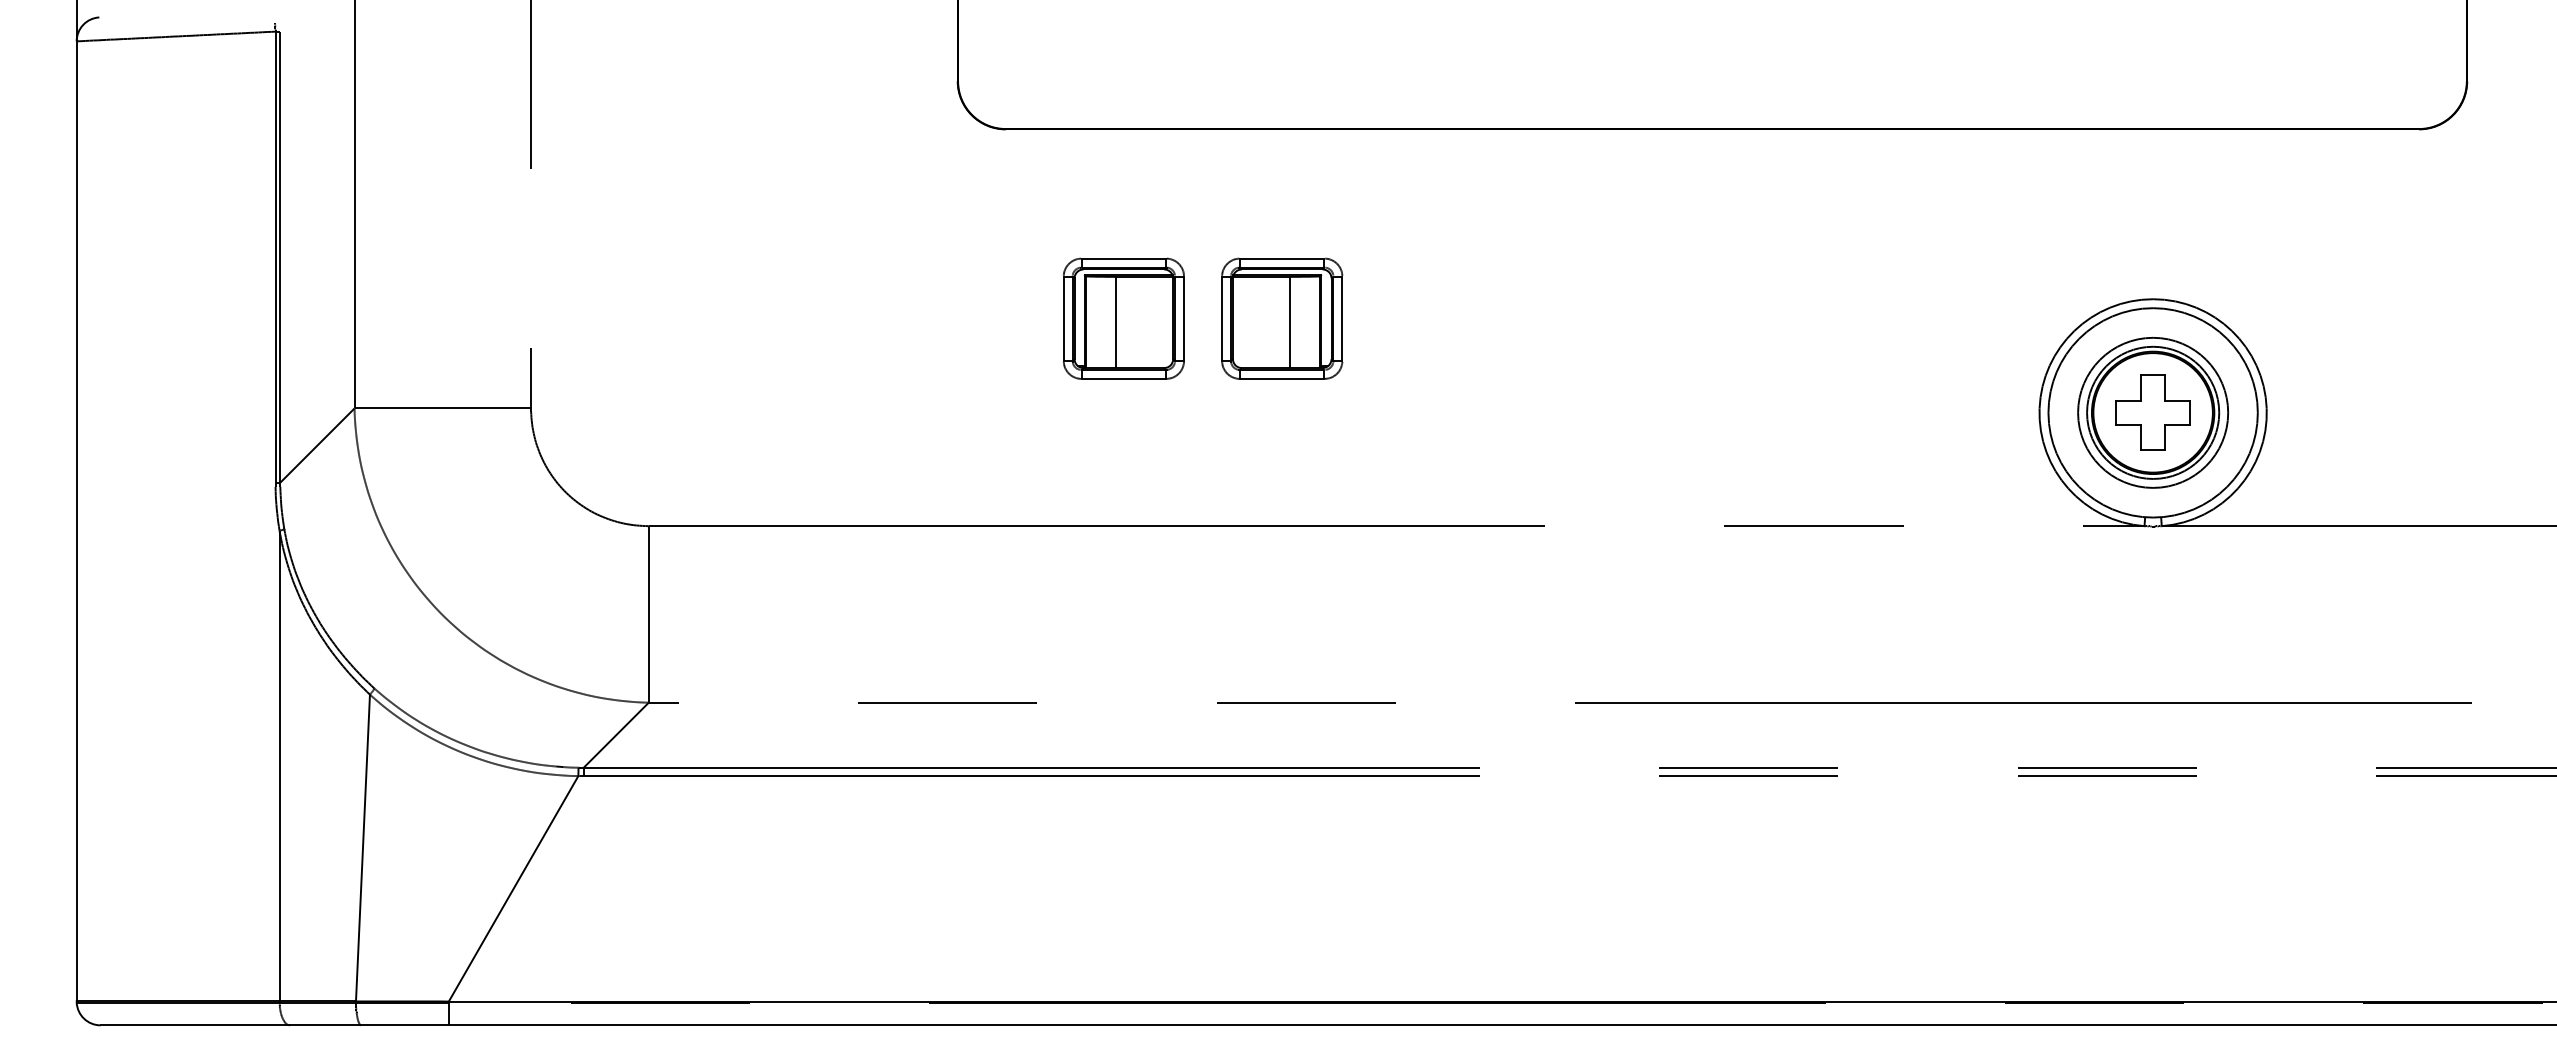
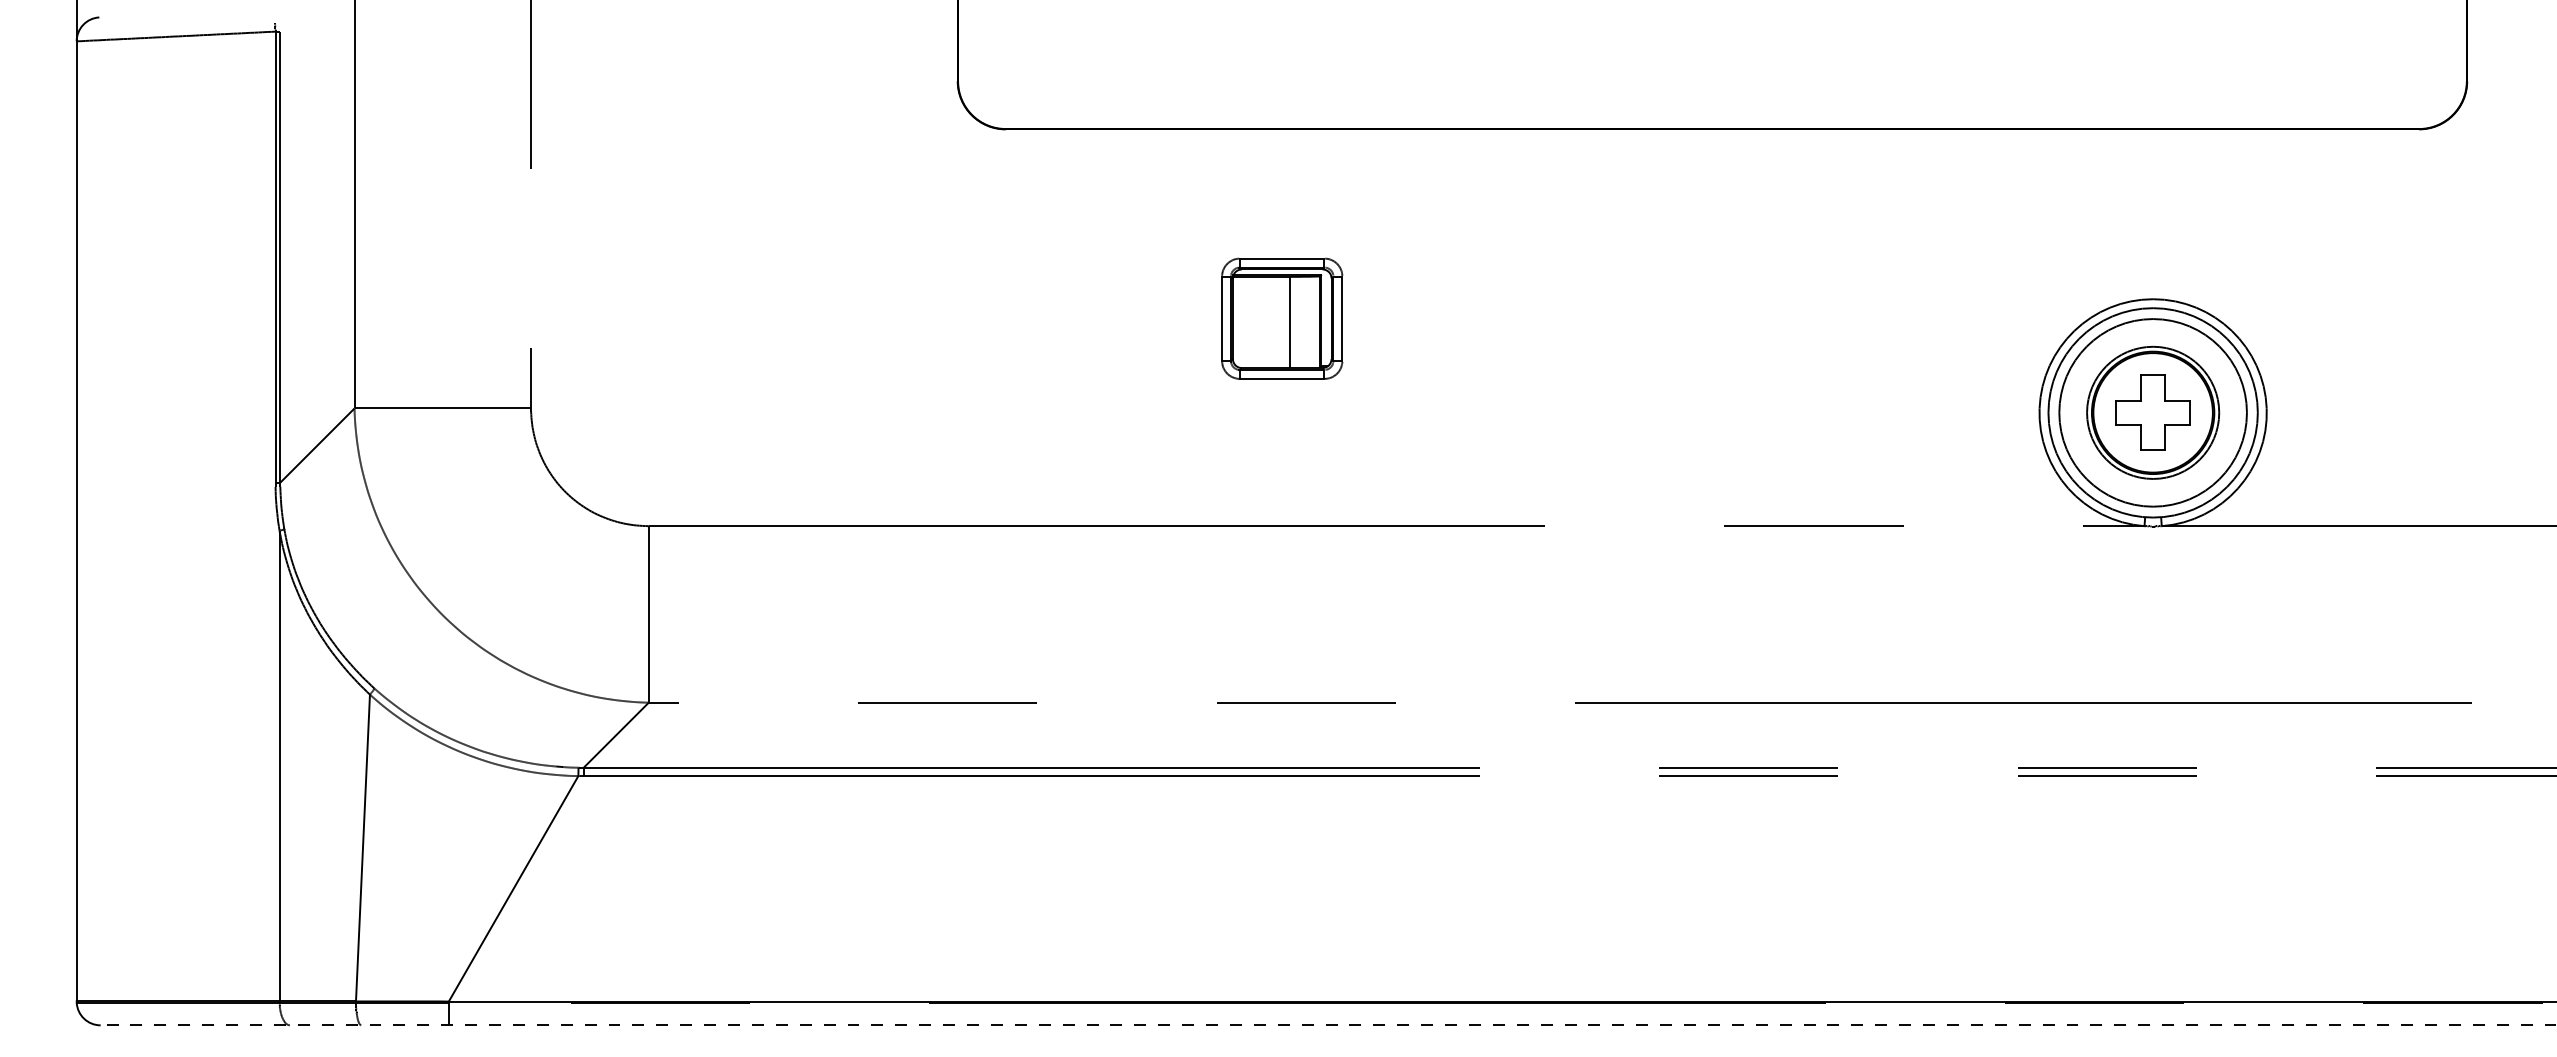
part: present -> none (1123, 318)
circle diameter: 150 px -> 188 px (2152, 412)
line: solid -> dashed (1328, 1025)
